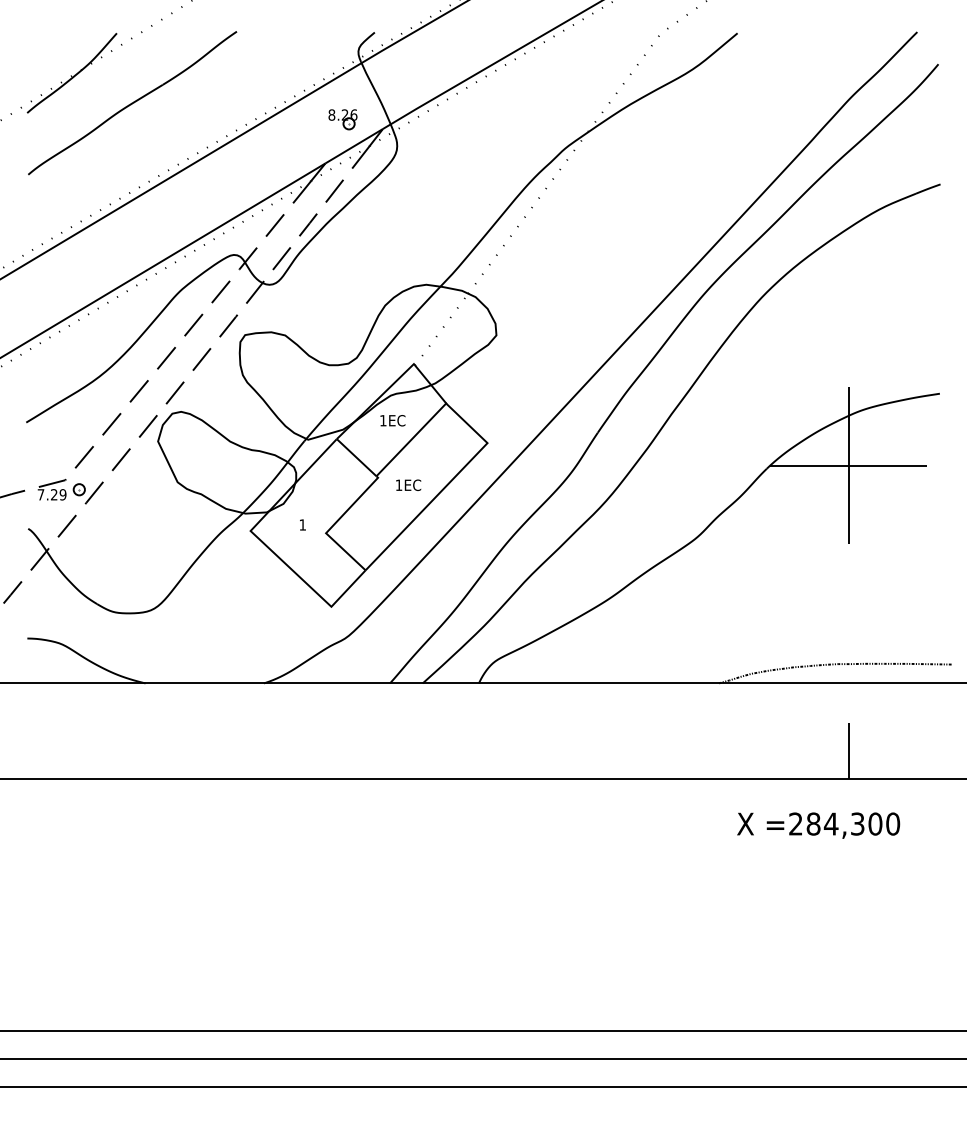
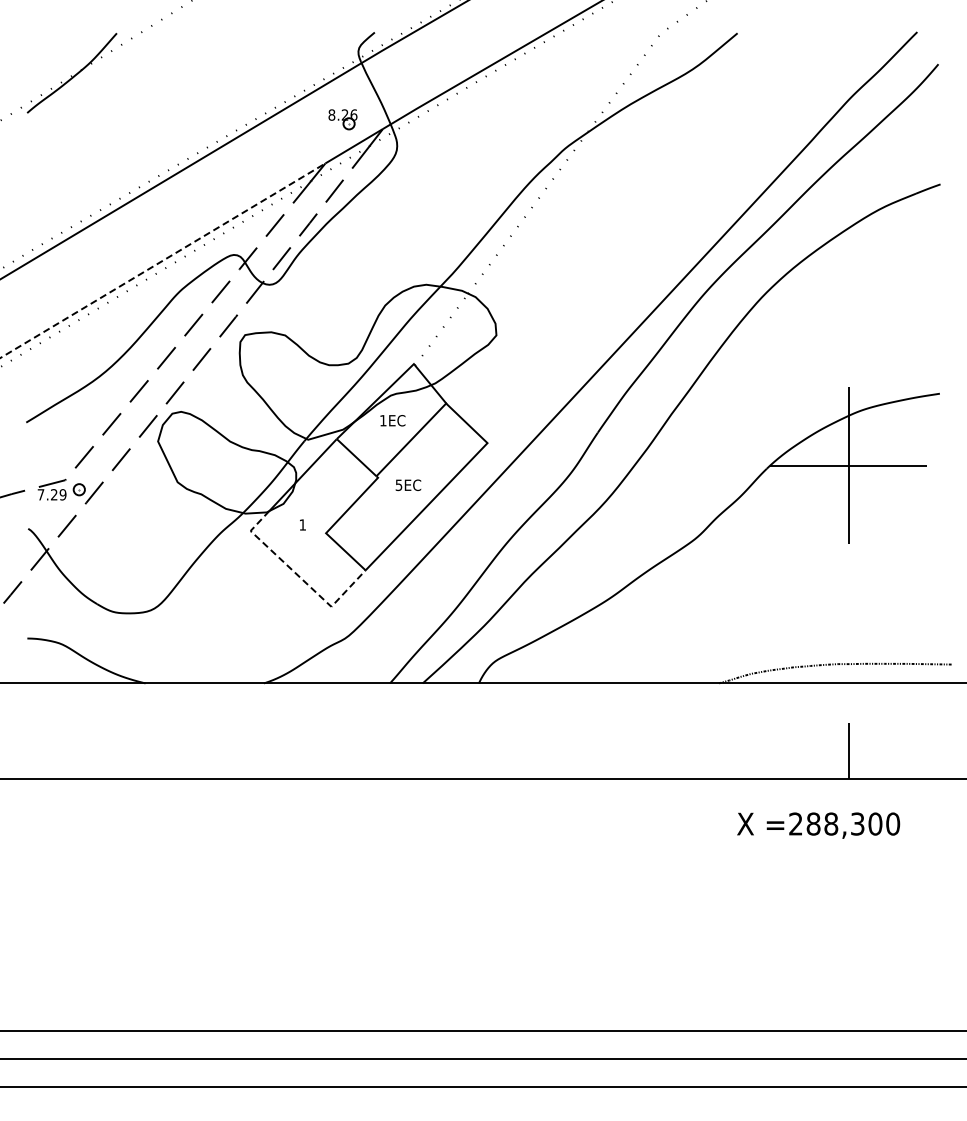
part: present -> none (132, 103)
line: solid -> dashed (163, 260)
text: 1EC -> 5EC (398, 485)
line: solid -> dashed (299, 576)
text: =284,300 -> =288,300 (830, 823)
